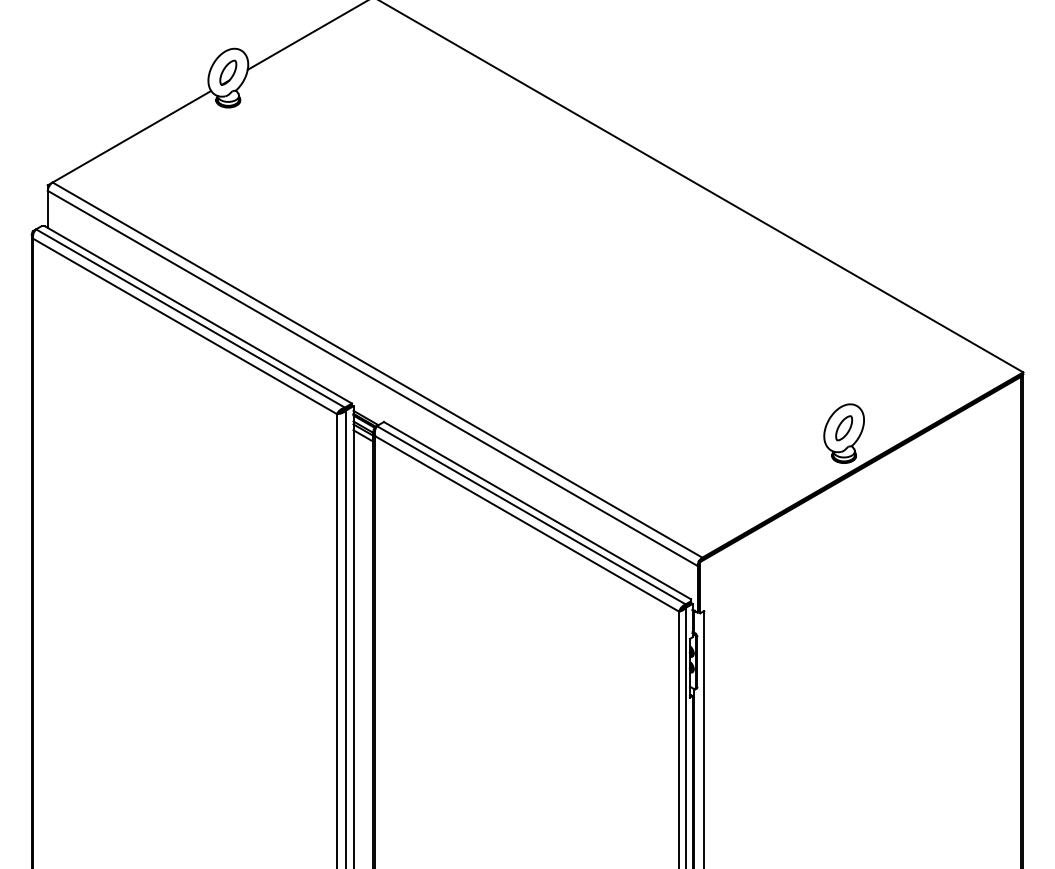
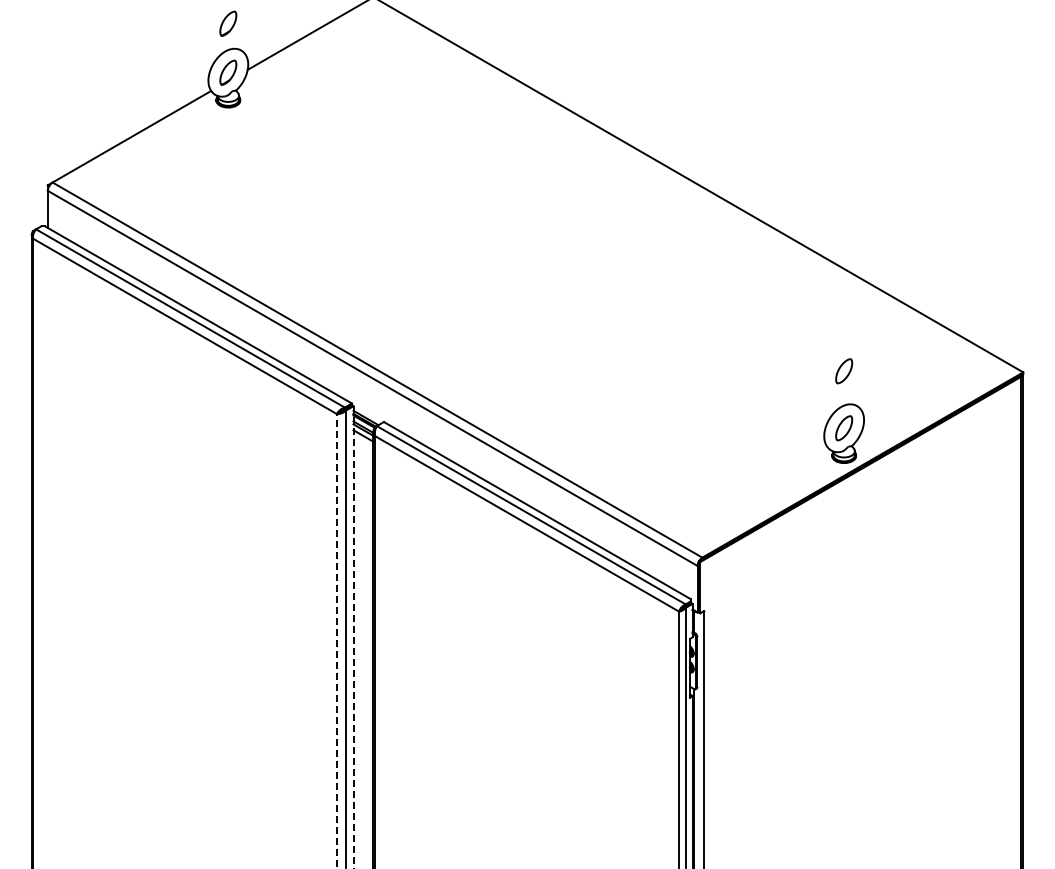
part: none -> present (228, 23)
part: none -> present (844, 371)
line: solid -> dashed (353, 637)
line: solid -> dashed (336, 640)
